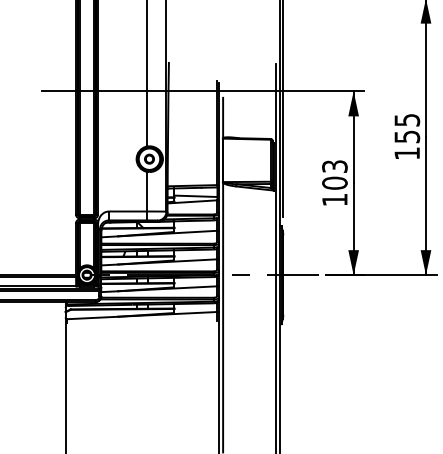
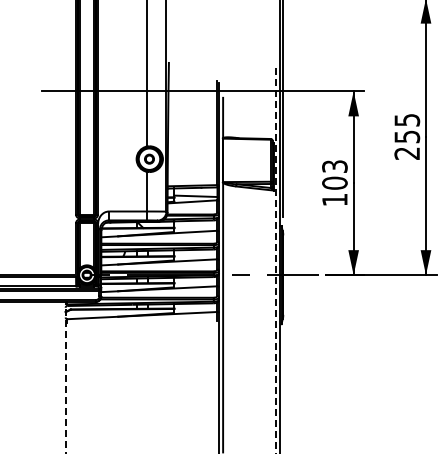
text: 155 -> 255 (406, 153)
line: solid -> dashed (275, 258)
line: solid -> dashed (65, 377)
